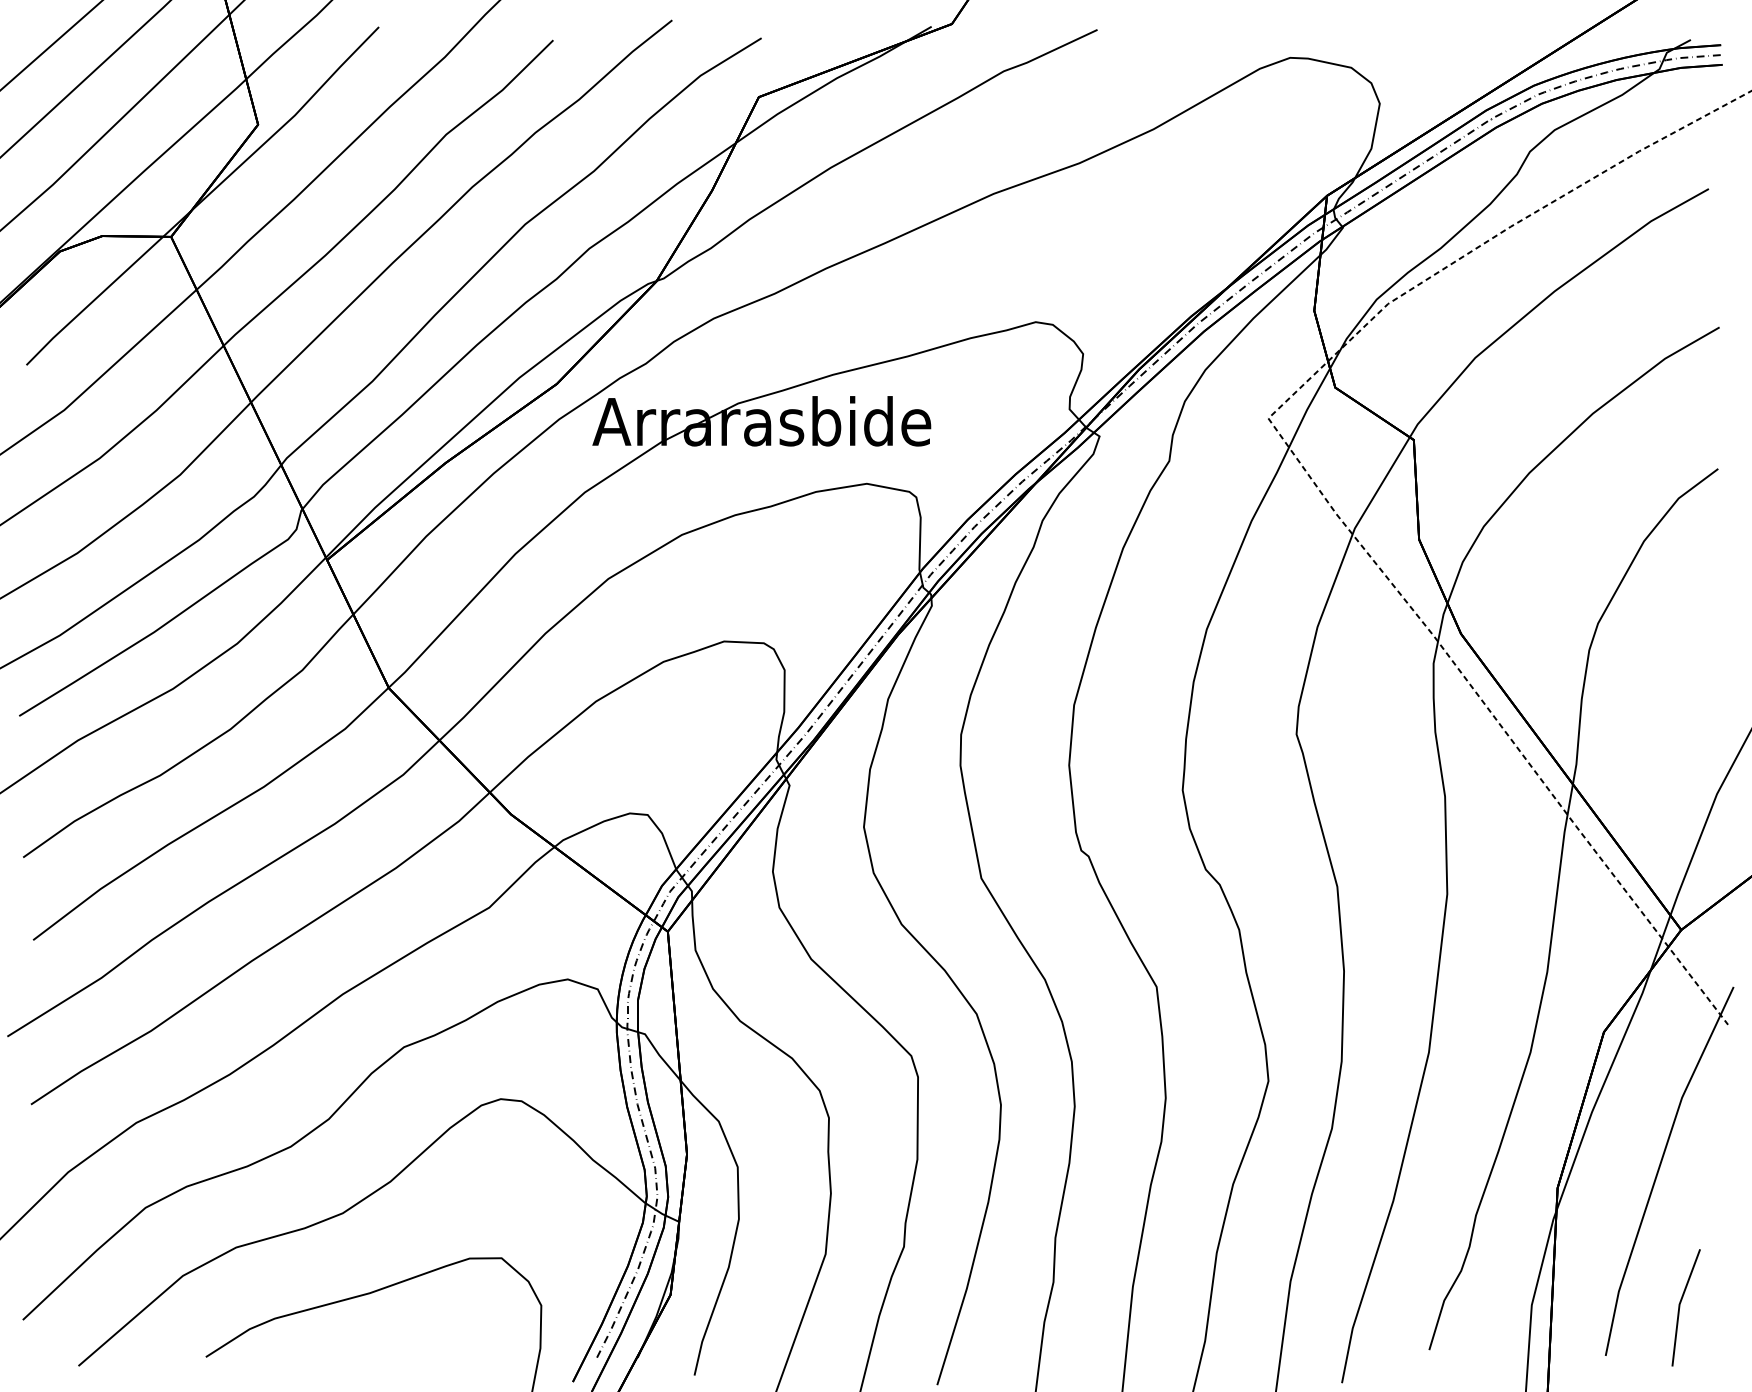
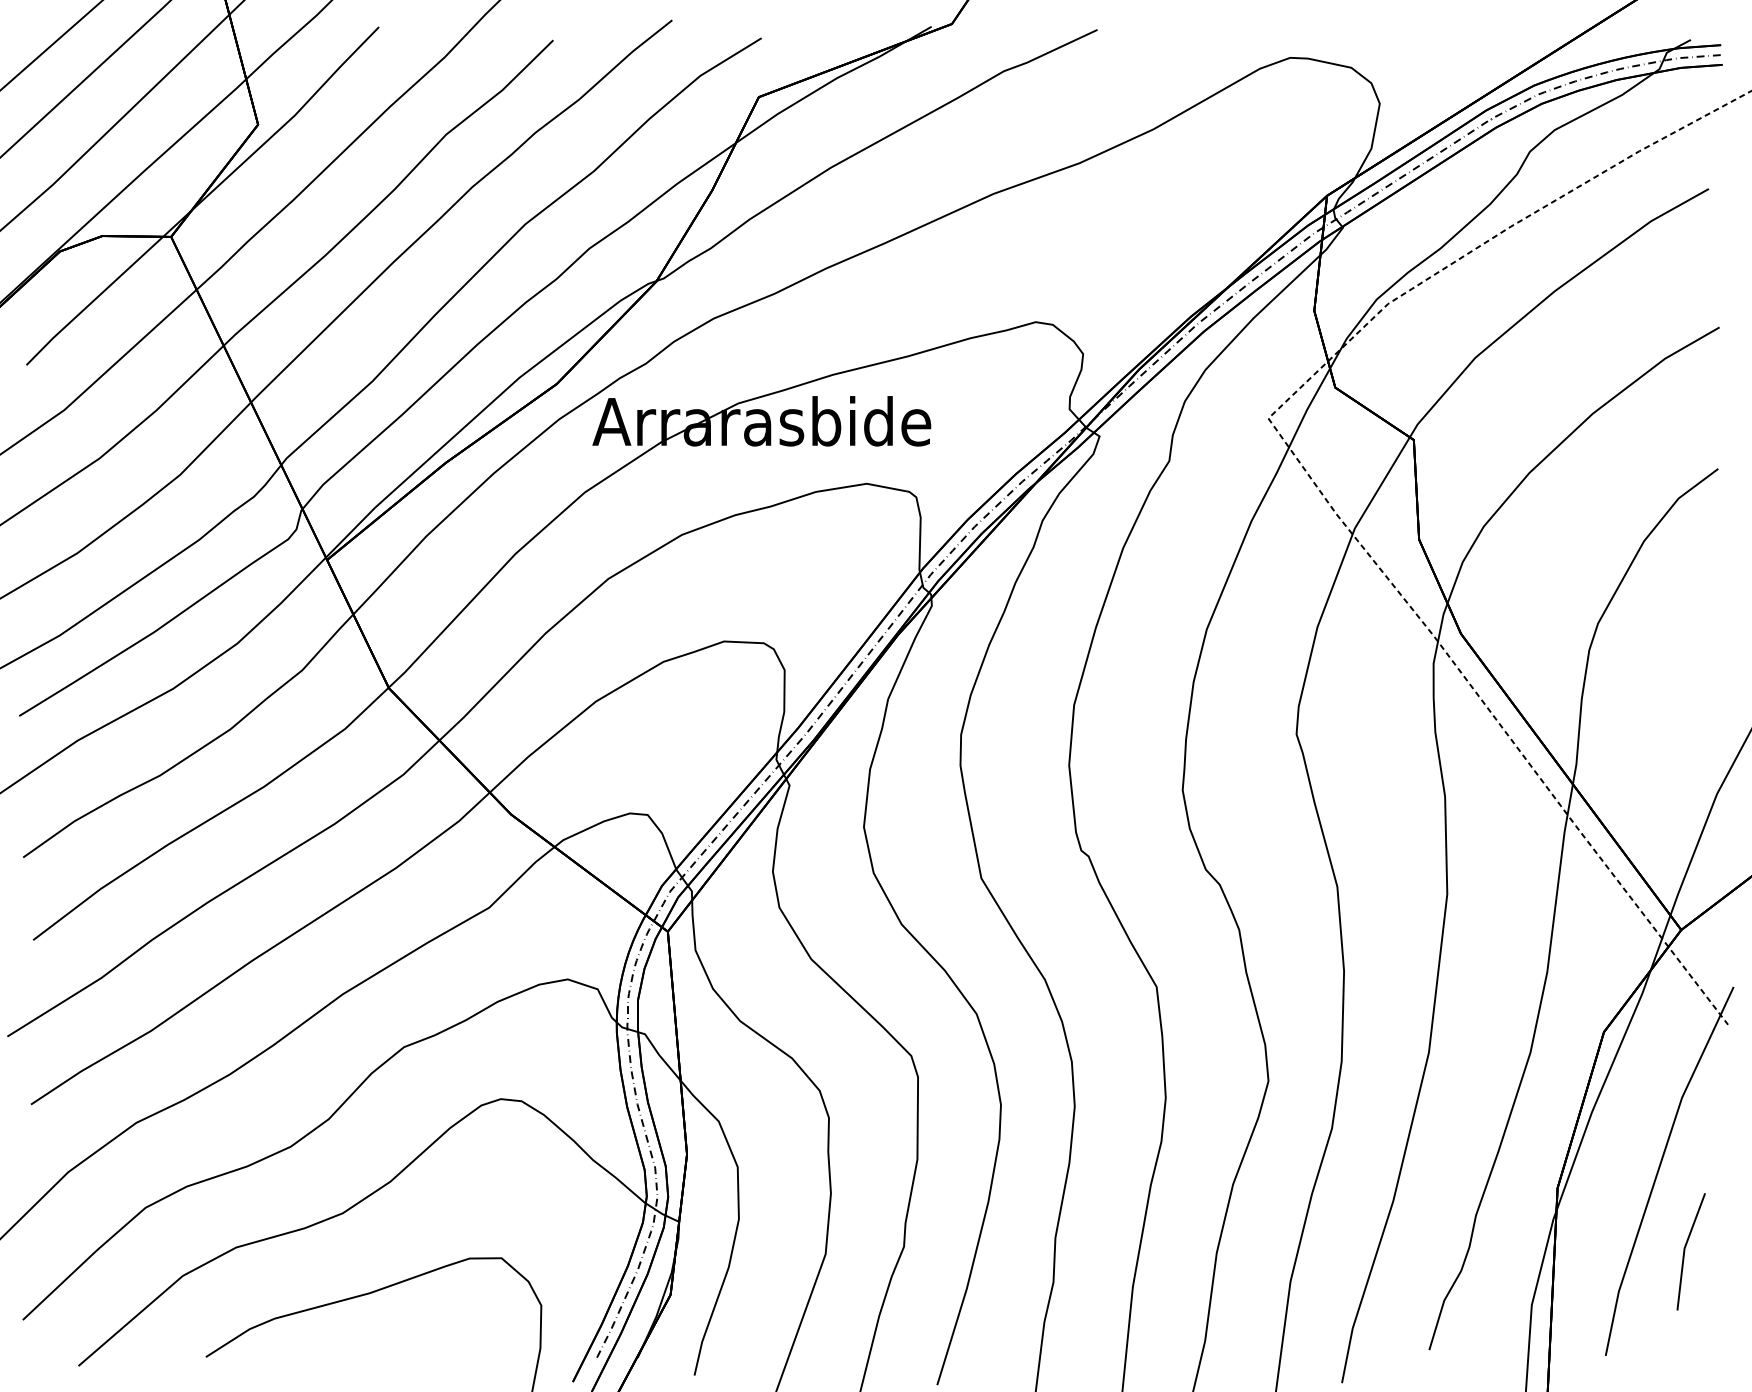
line position: (1680, 1307) -> (1685, 1251) (1685, 1251)
